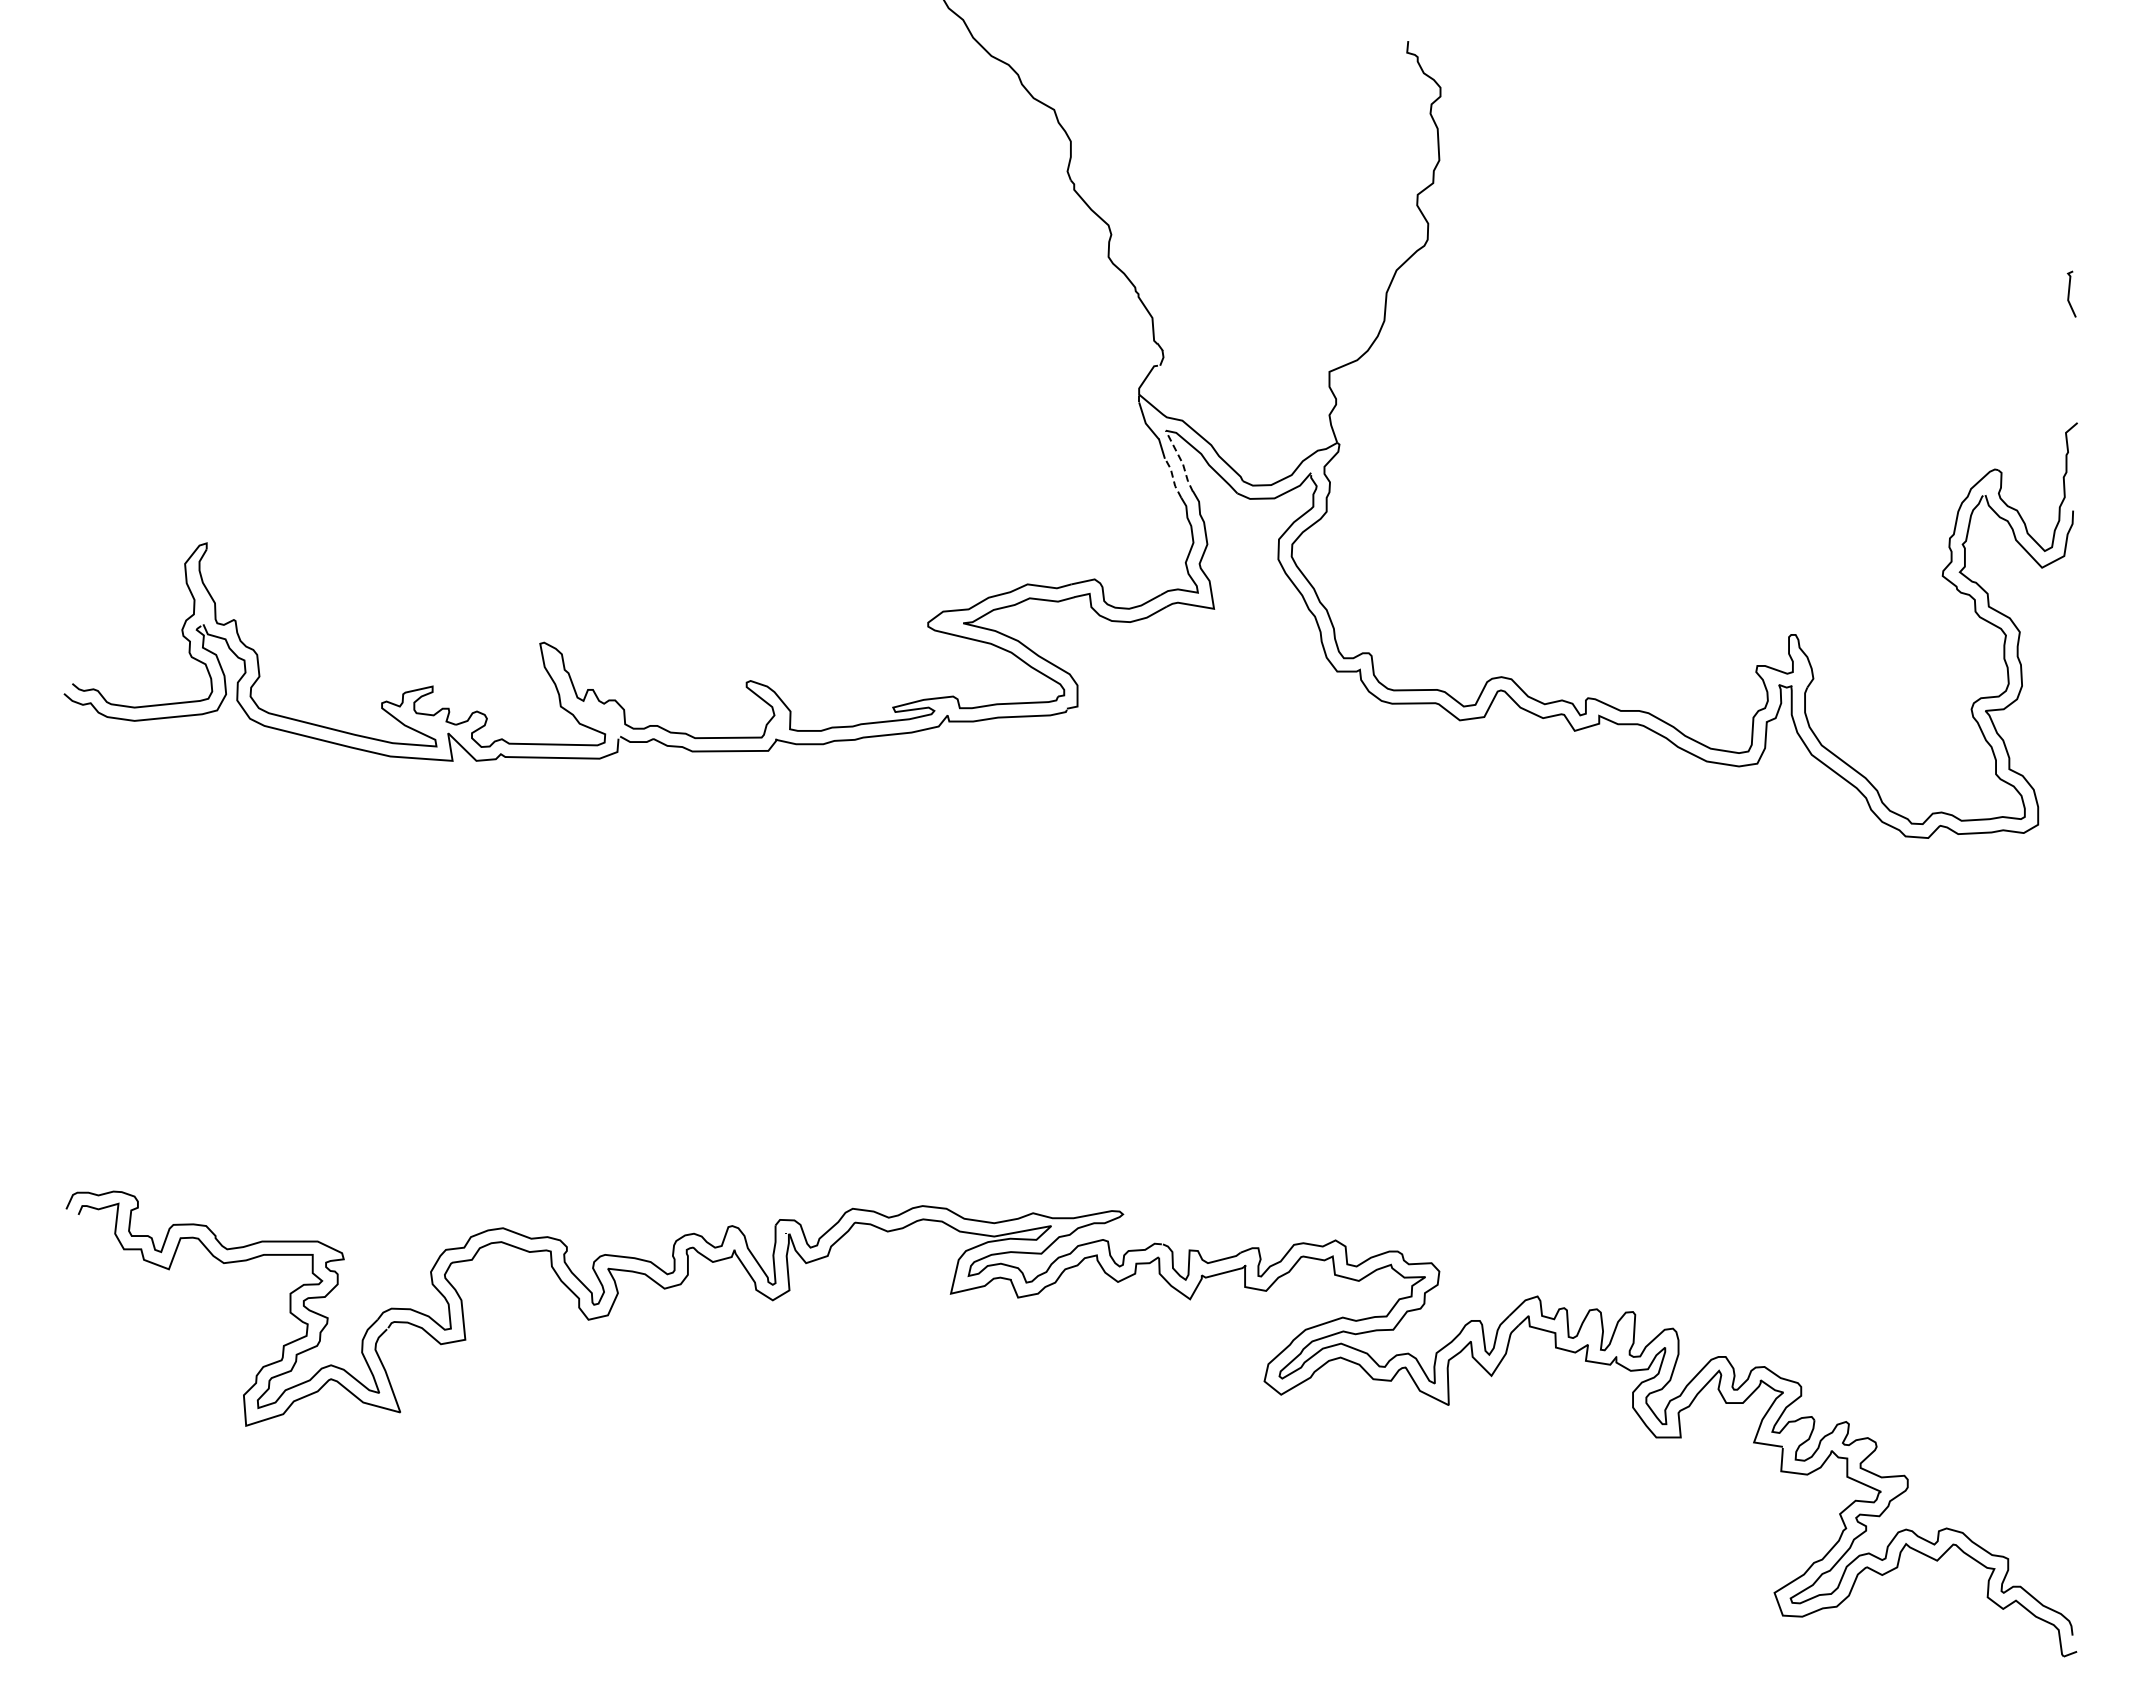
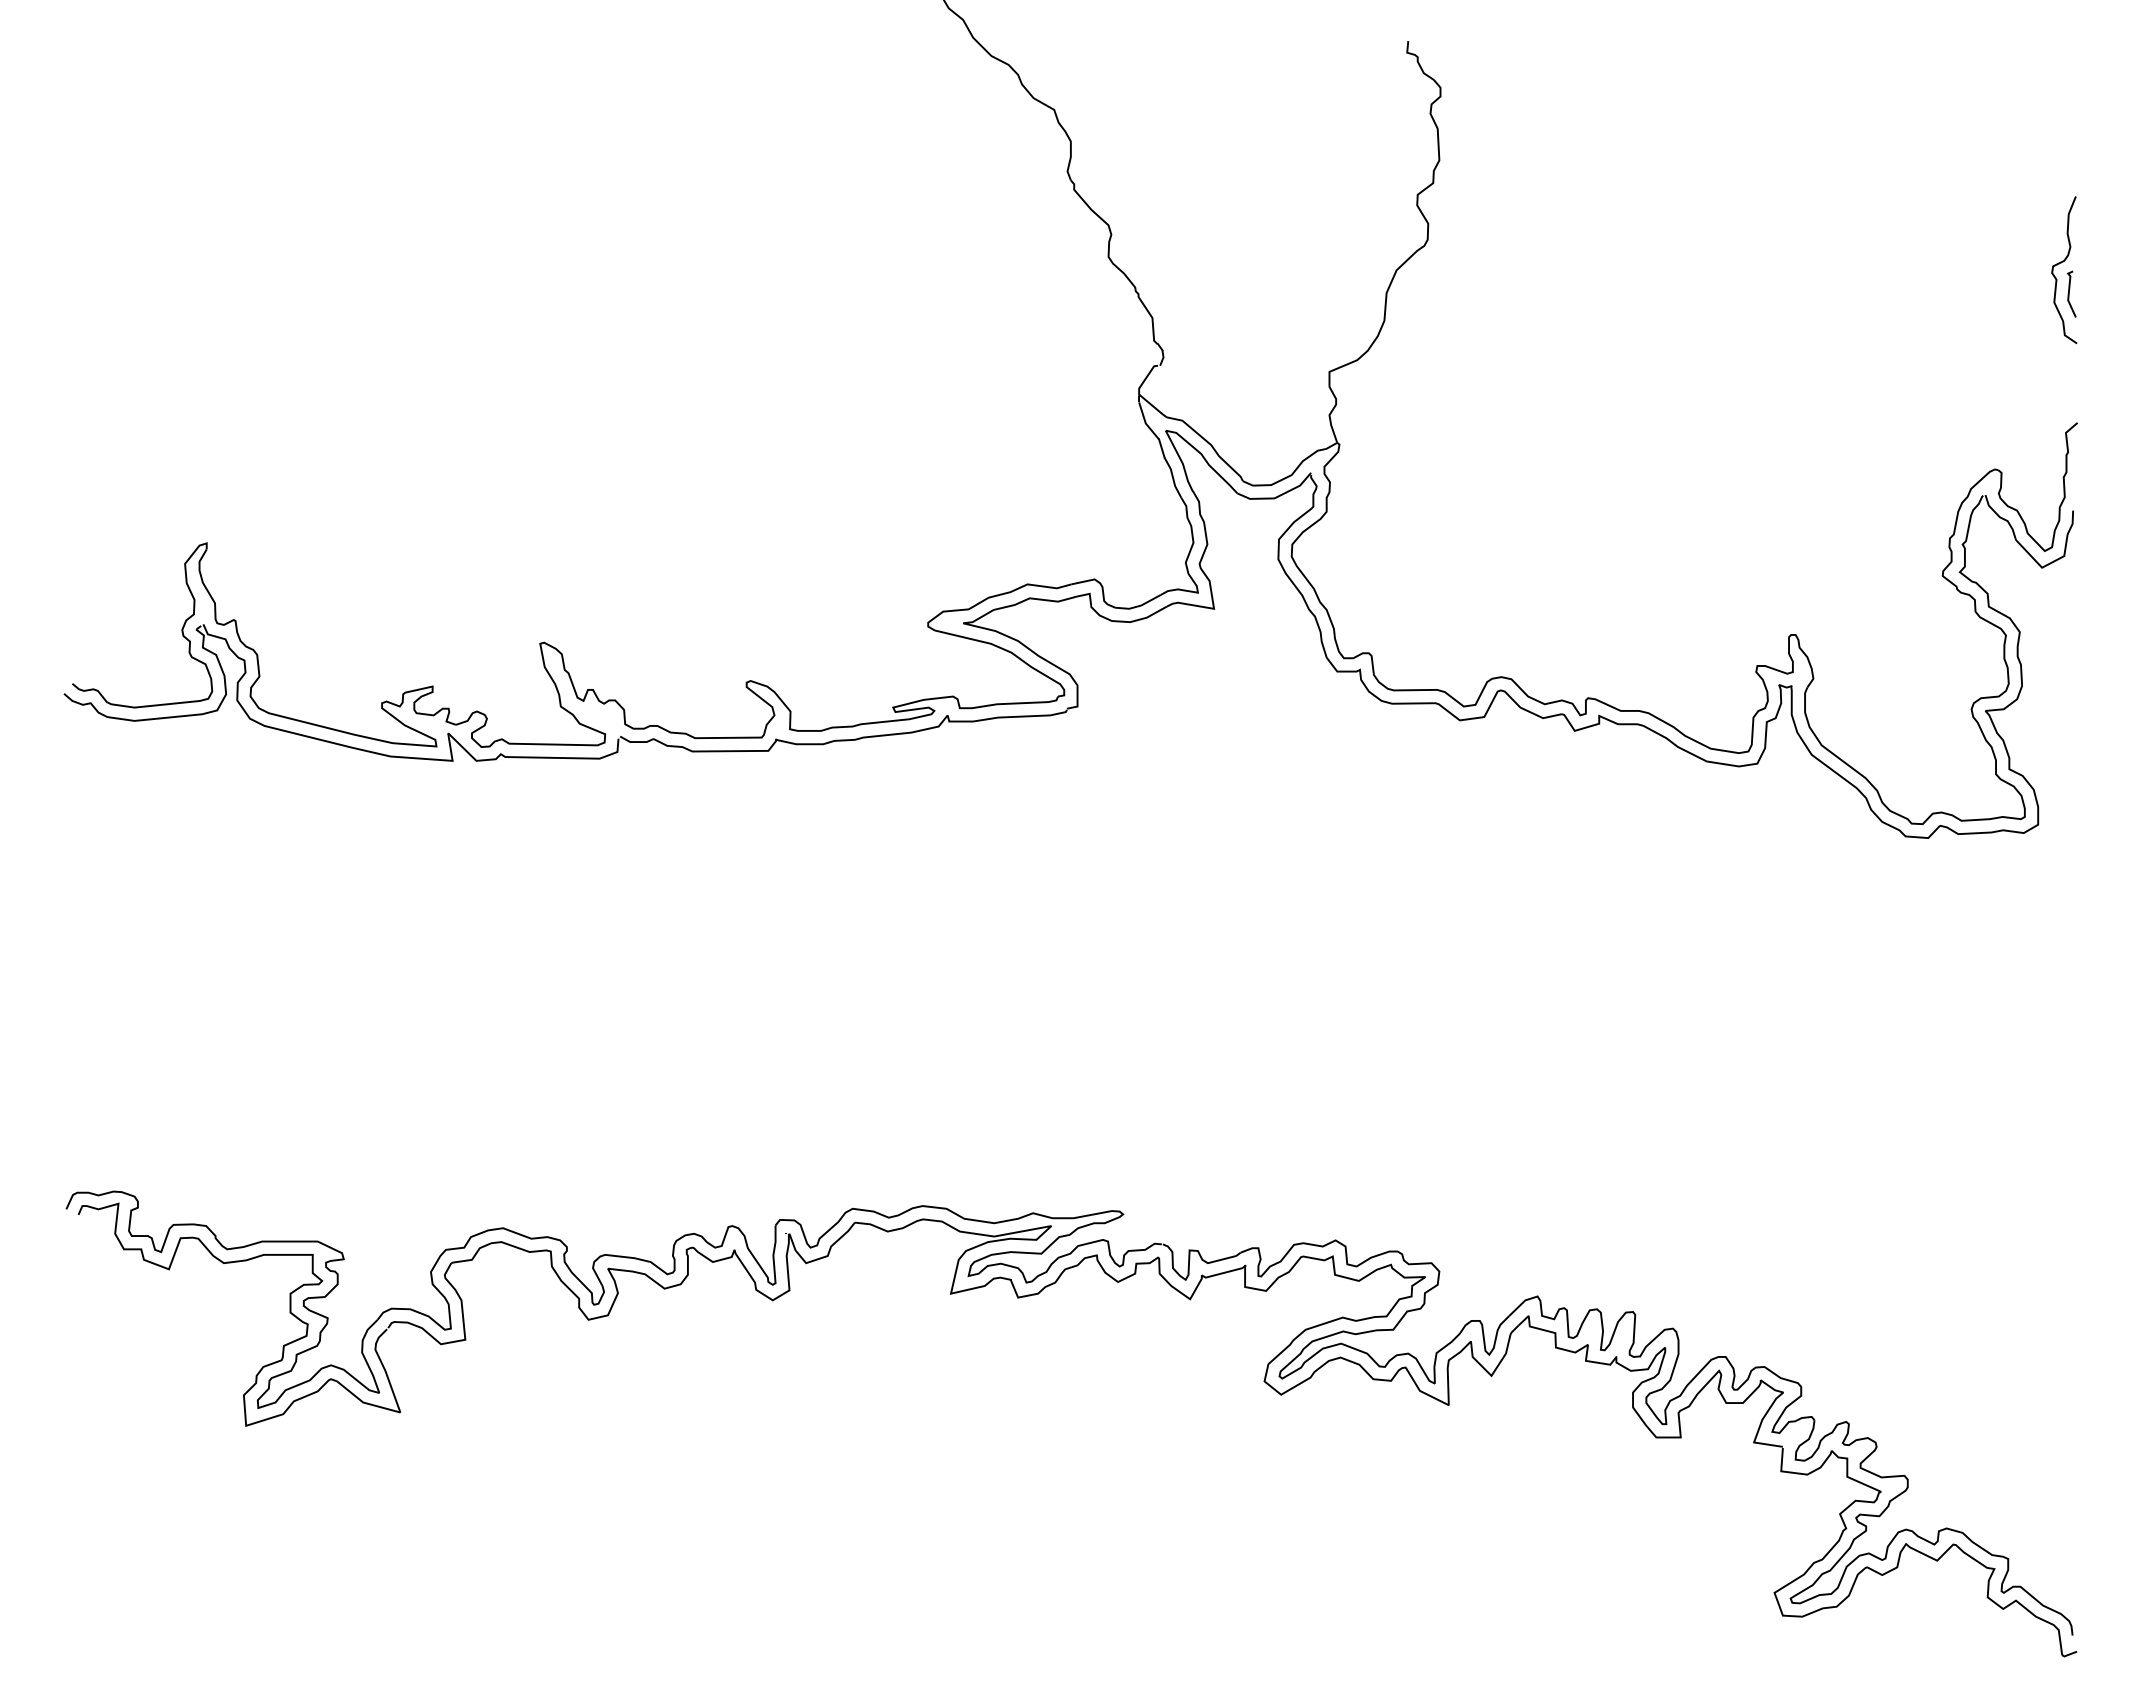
curve: none -> present (2061, 263)
line: dashed -> solid (1181, 461)
line: dashed -> solid (1172, 477)
